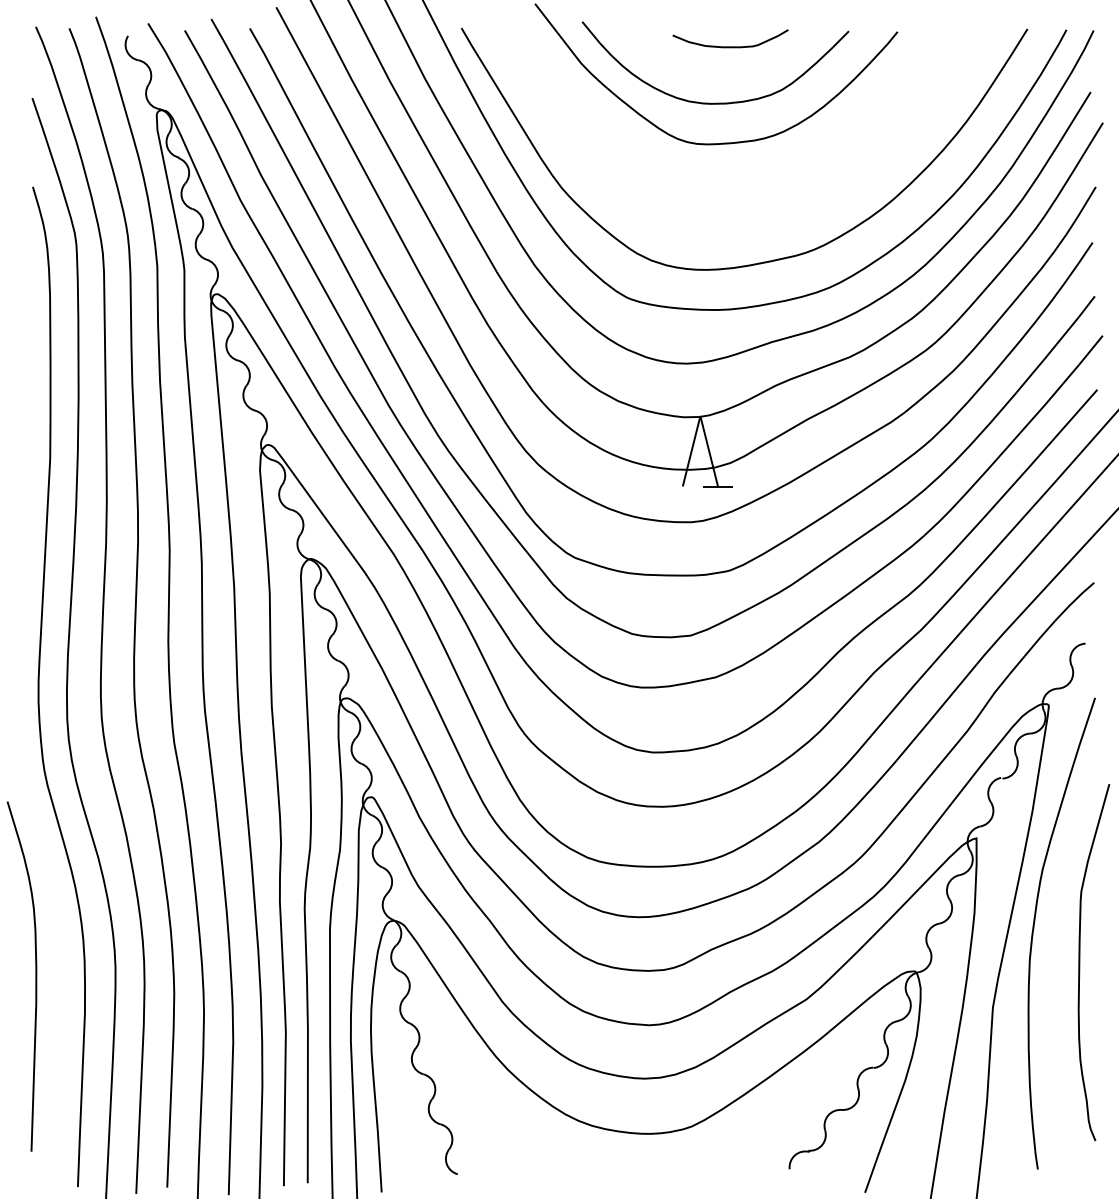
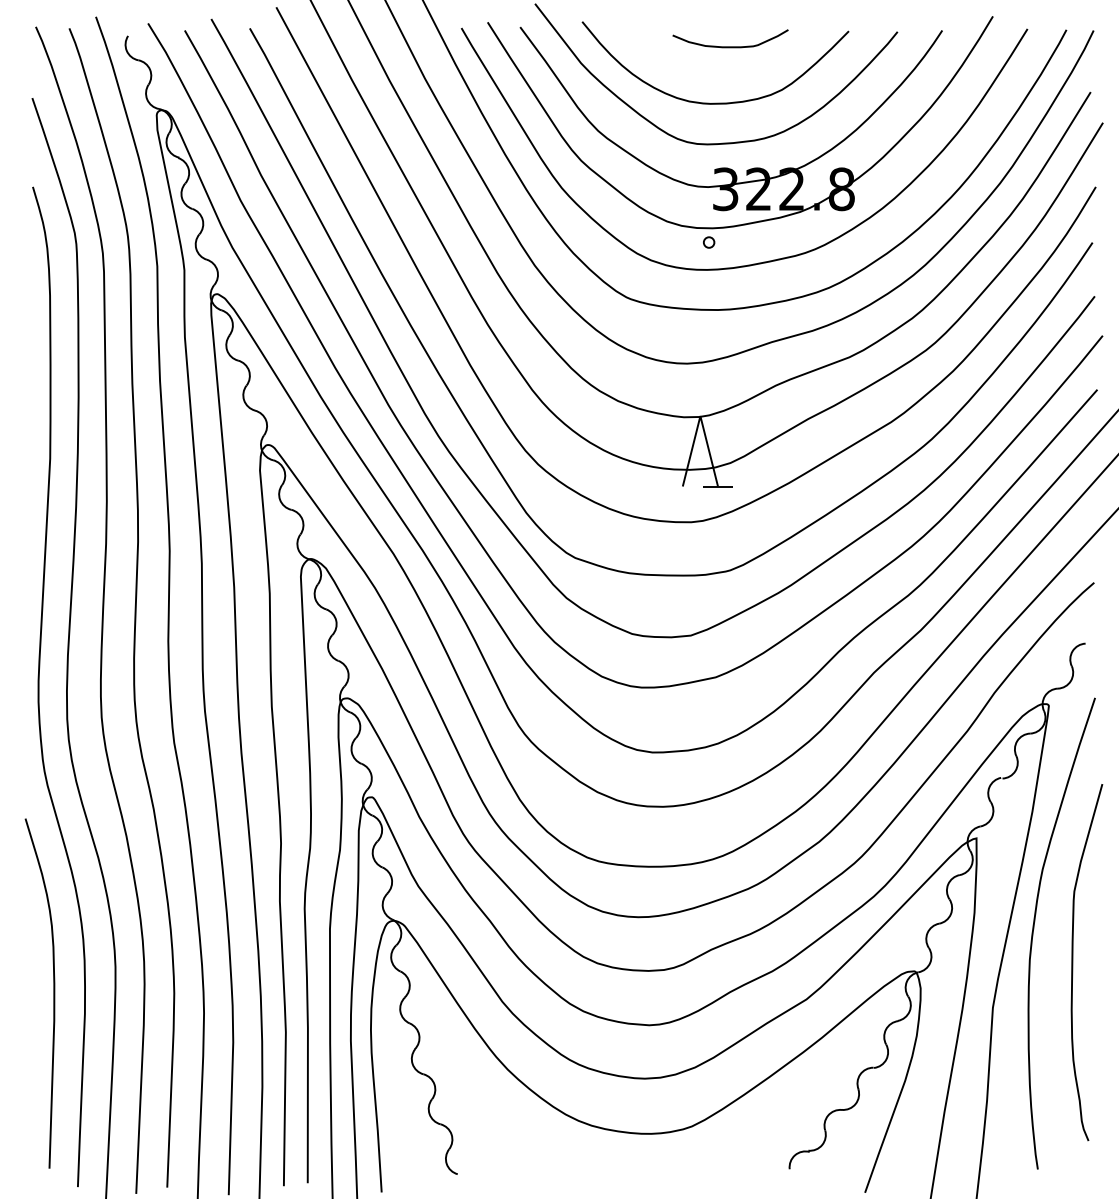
part: none -> present (727, 167)
curve position: (1080, 962) -> (1073, 962) (1073, 962)
curve position: (35, 976) -> (53, 993) (53, 993)
